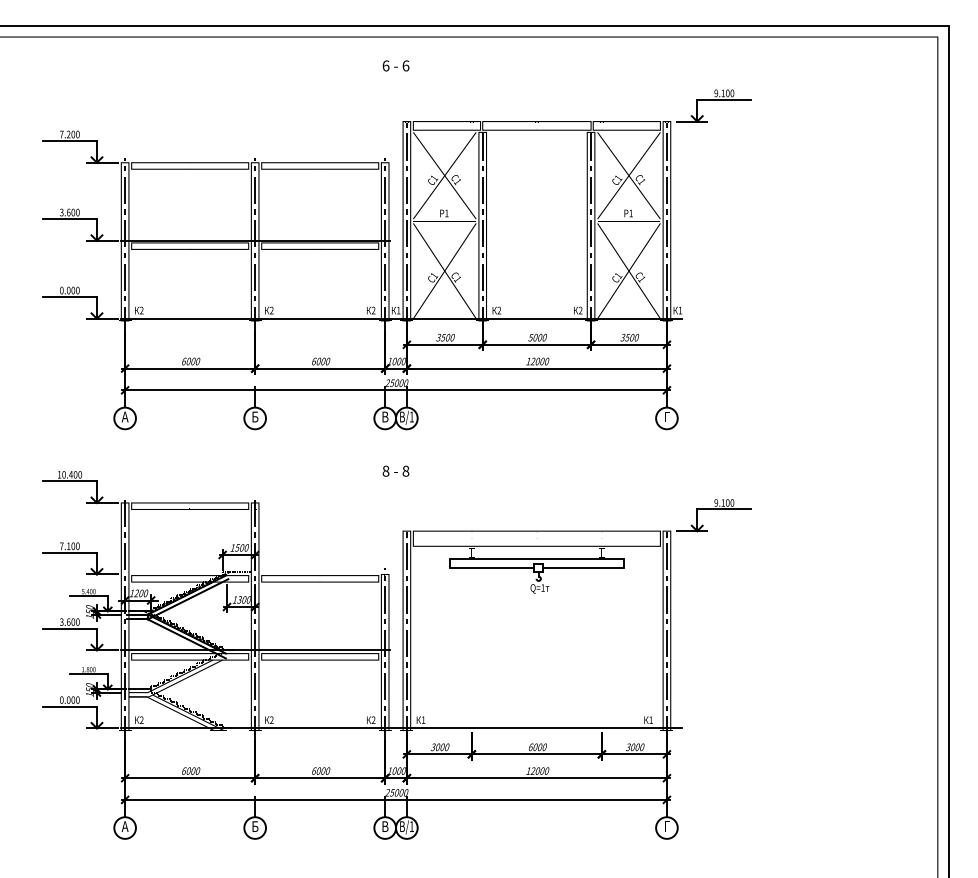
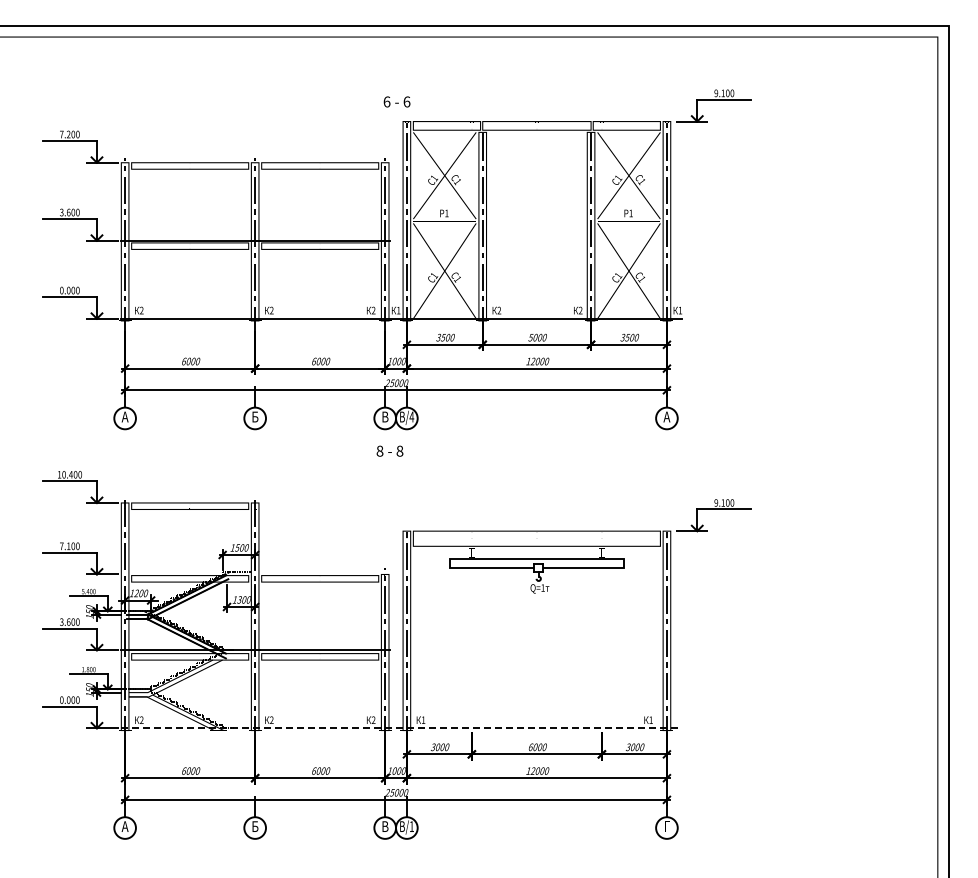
text position: (395, 65) -> (396, 101) (396, 101)
text: /1 -> /4 (411, 416)
text: Г -> А (666, 416)
text position: (395, 470) -> (389, 450) (389, 450)
line: solid -> dashed (401, 728)
